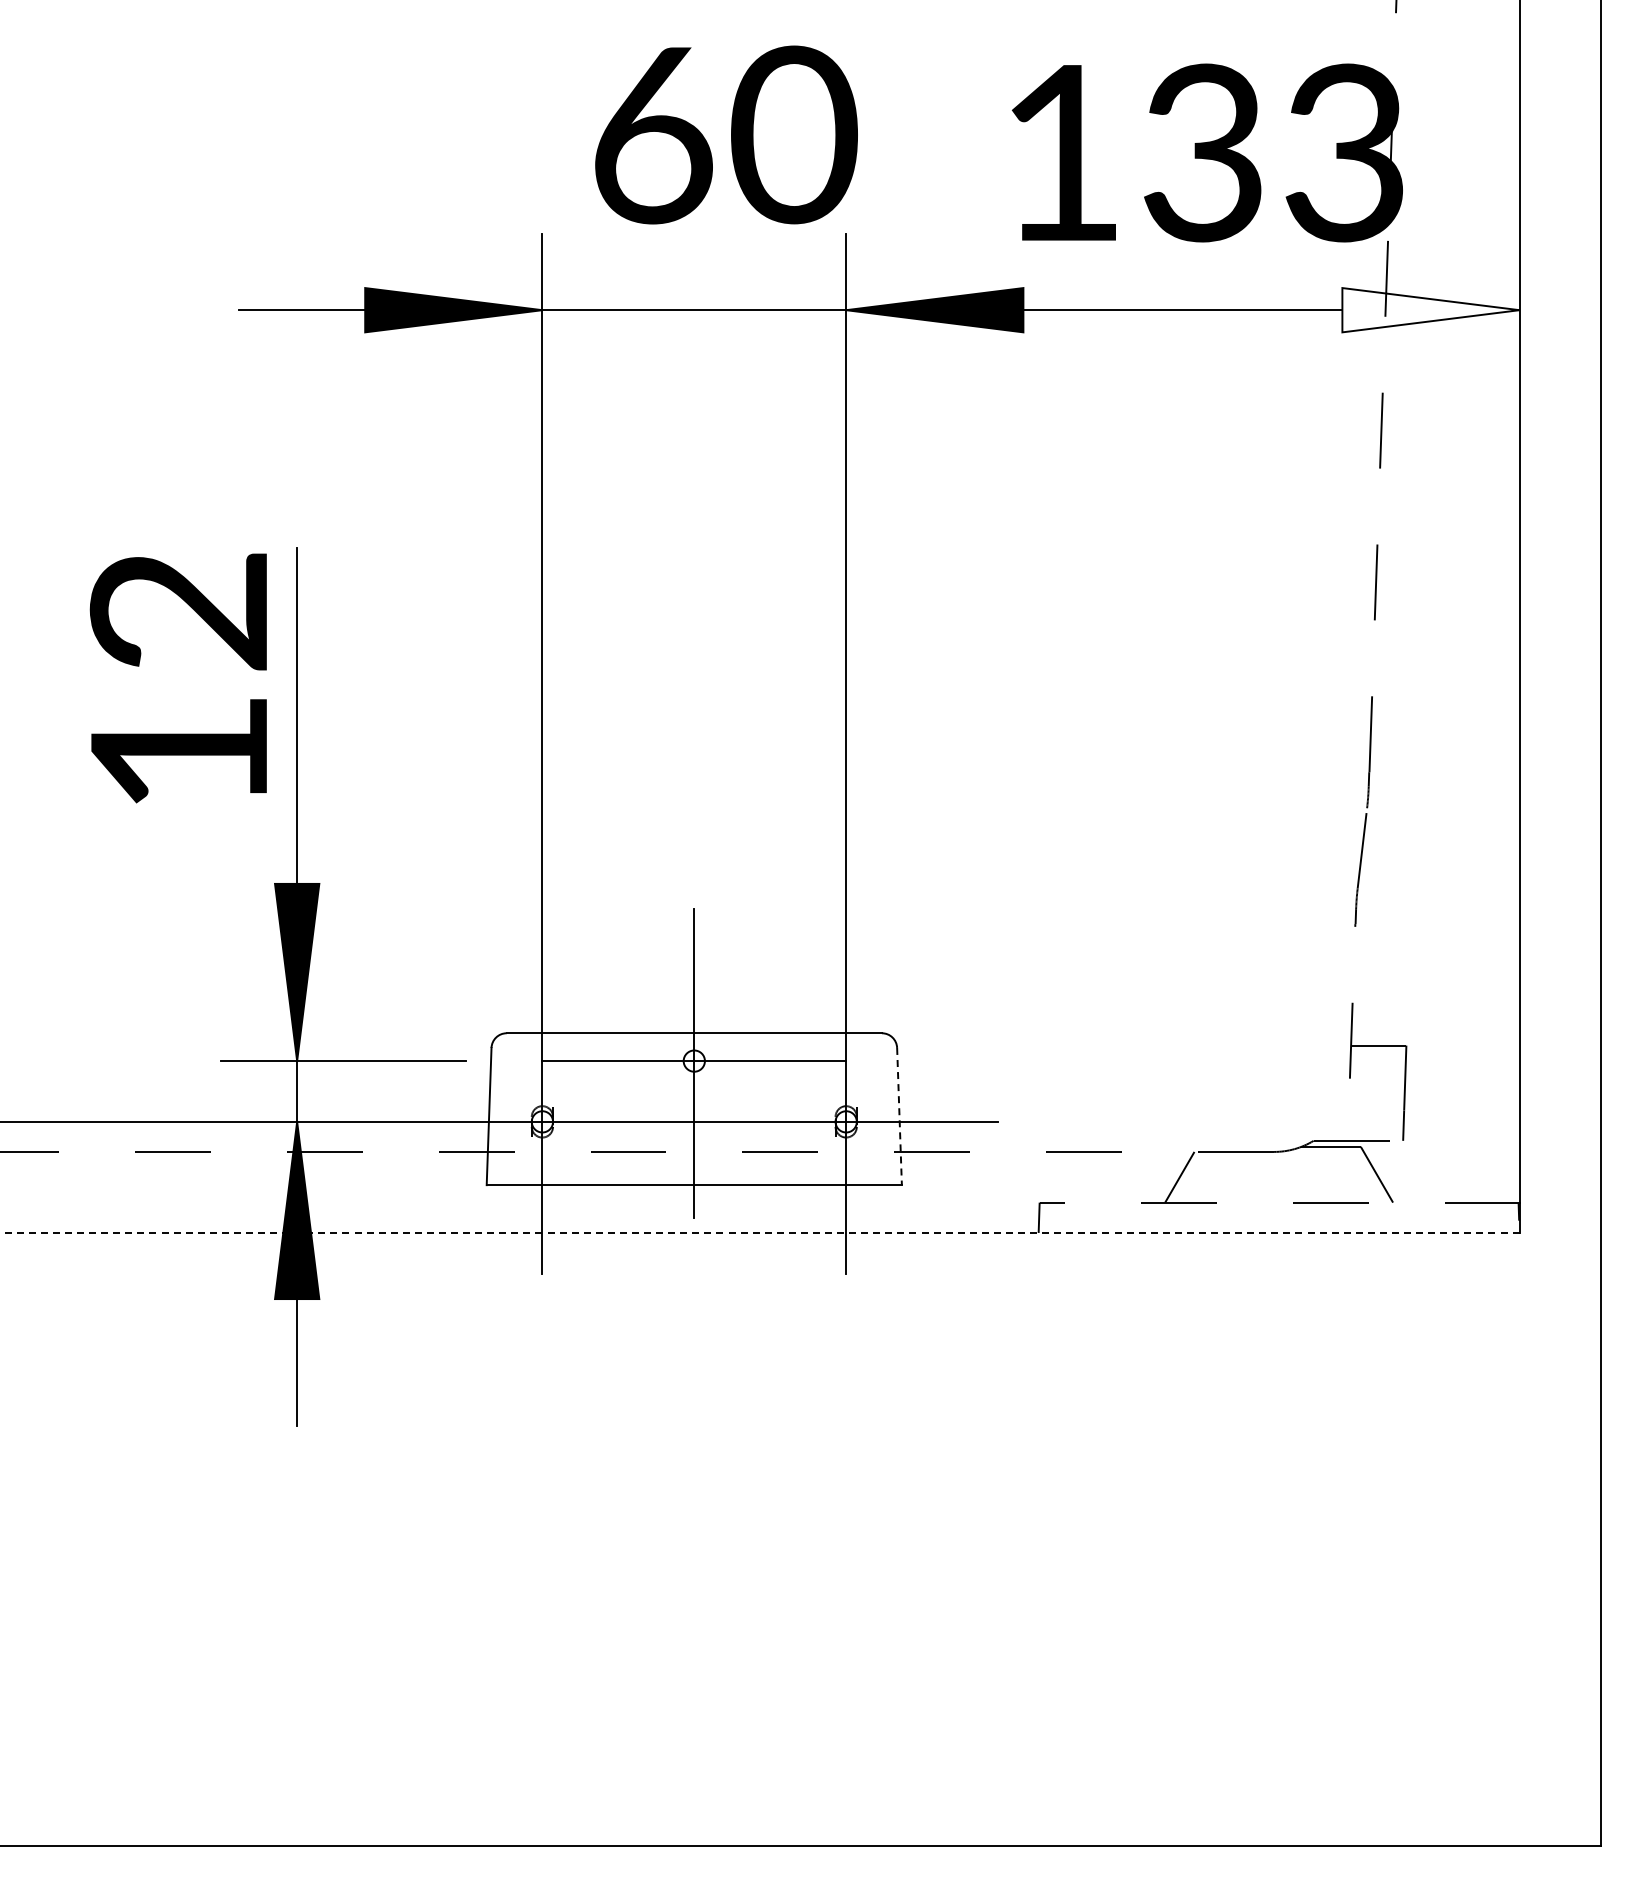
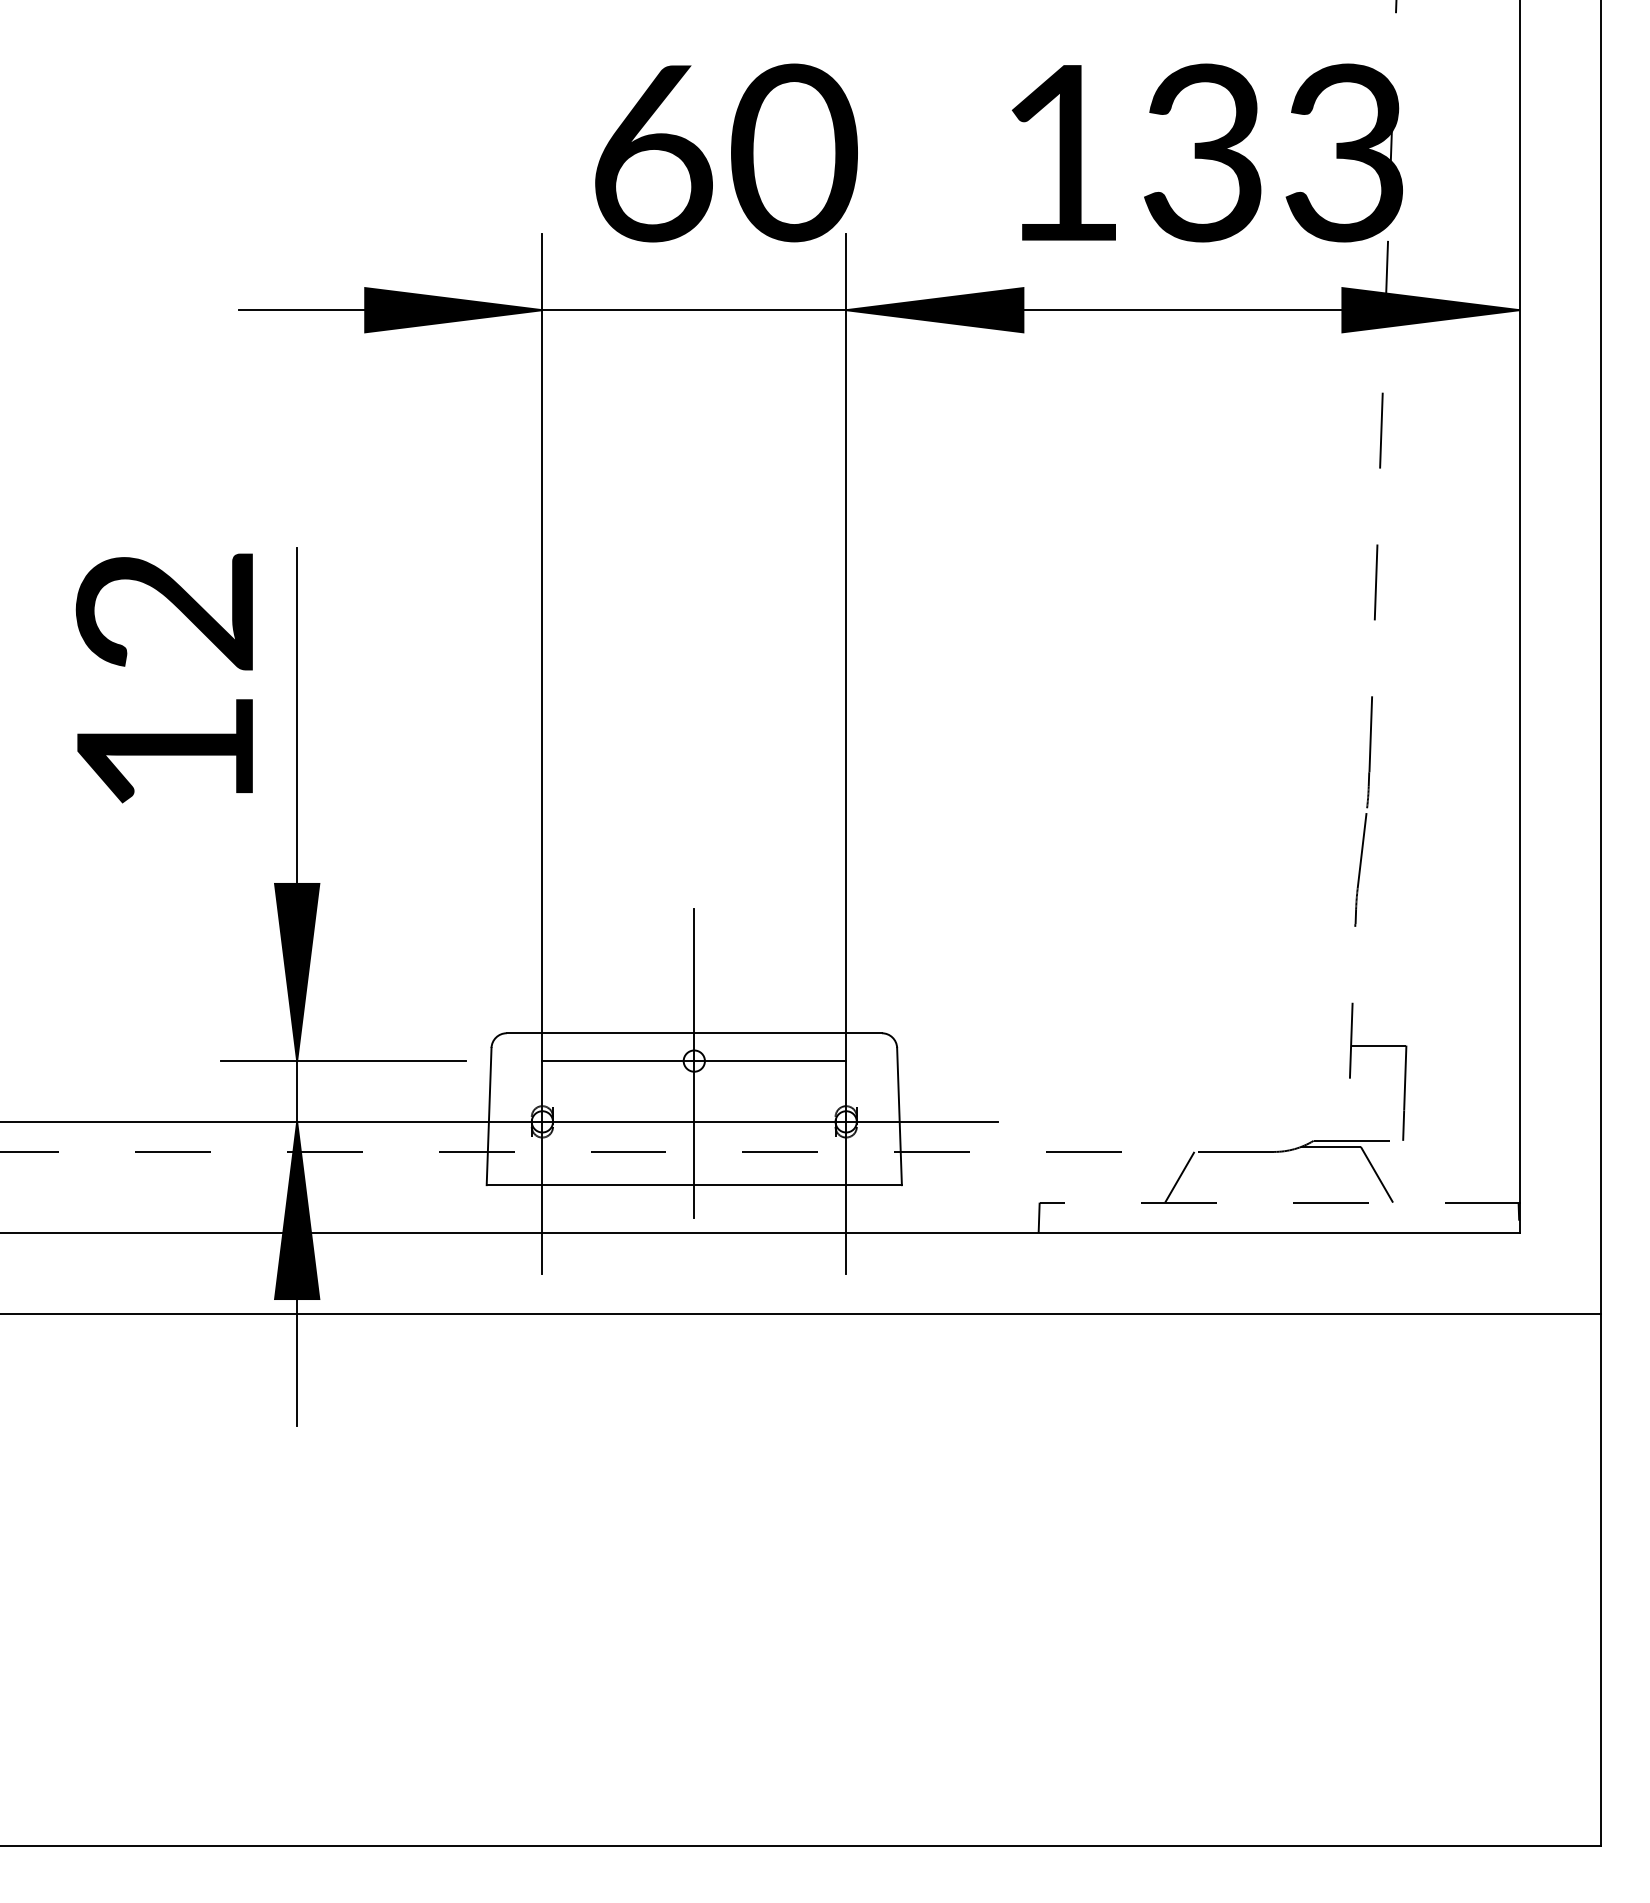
text position: (726, 134) -> (726, 152) (726, 152)
fill: none -> present (1430, 310)
text position: (177, 678) -> (163, 678) (163, 678)
line: dashed -> solid (899, 1116)
line: dashed -> solid (759, 1233)
line: none -> present (801, 1314)
